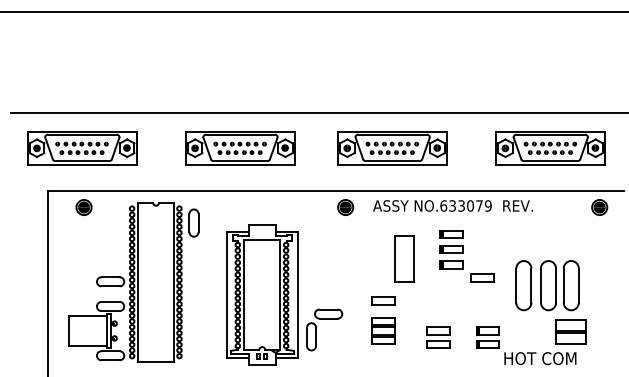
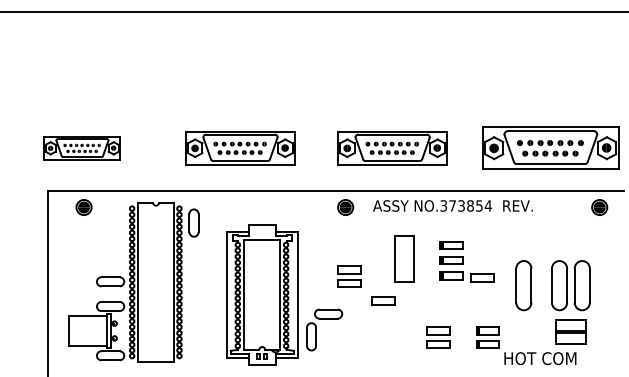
line: present -> none (318, 112)
part size: 111x35 px -> 78x25 px (81, 148)
part size: 111x35 px -> 138x44 px (550, 147)
text: NO.633079 -> NO.373854 (465, 205)
part position: (451, 249) -> (451, 260) (451, 260)
part: none -> present (349, 276)
part position: (559, 285) -> (570, 285) (570, 285)
part: present -> none (383, 330)
